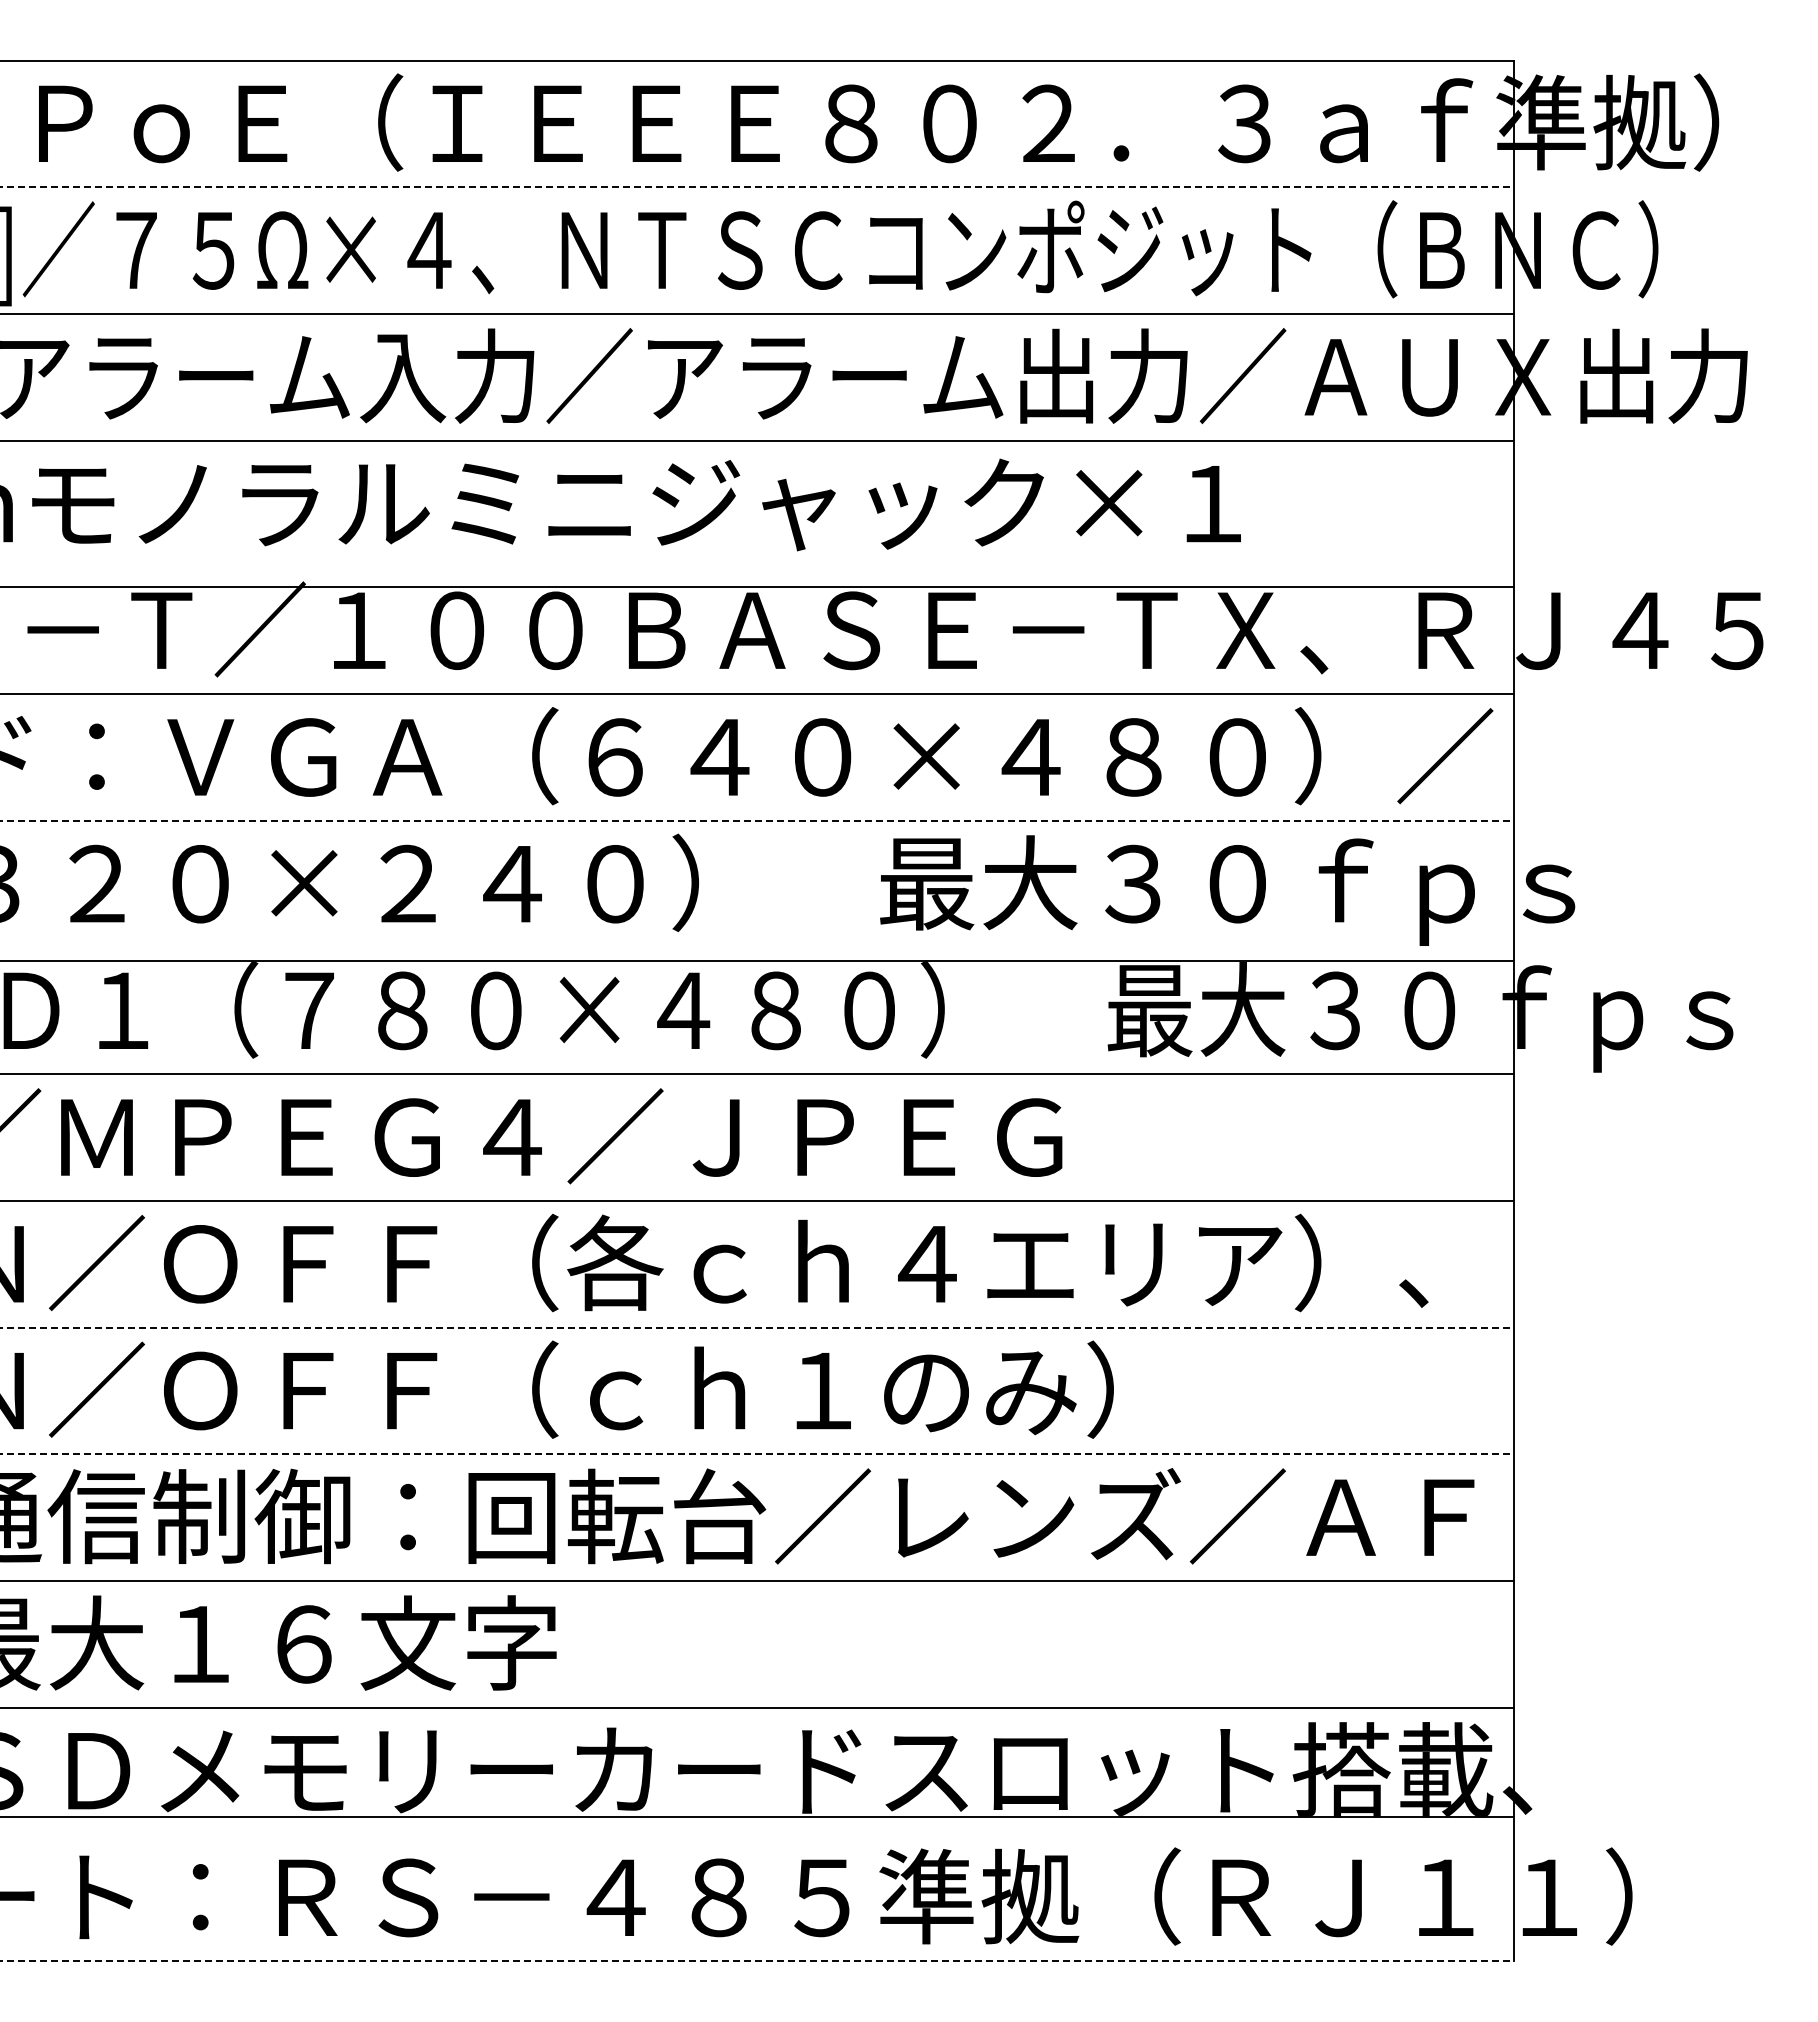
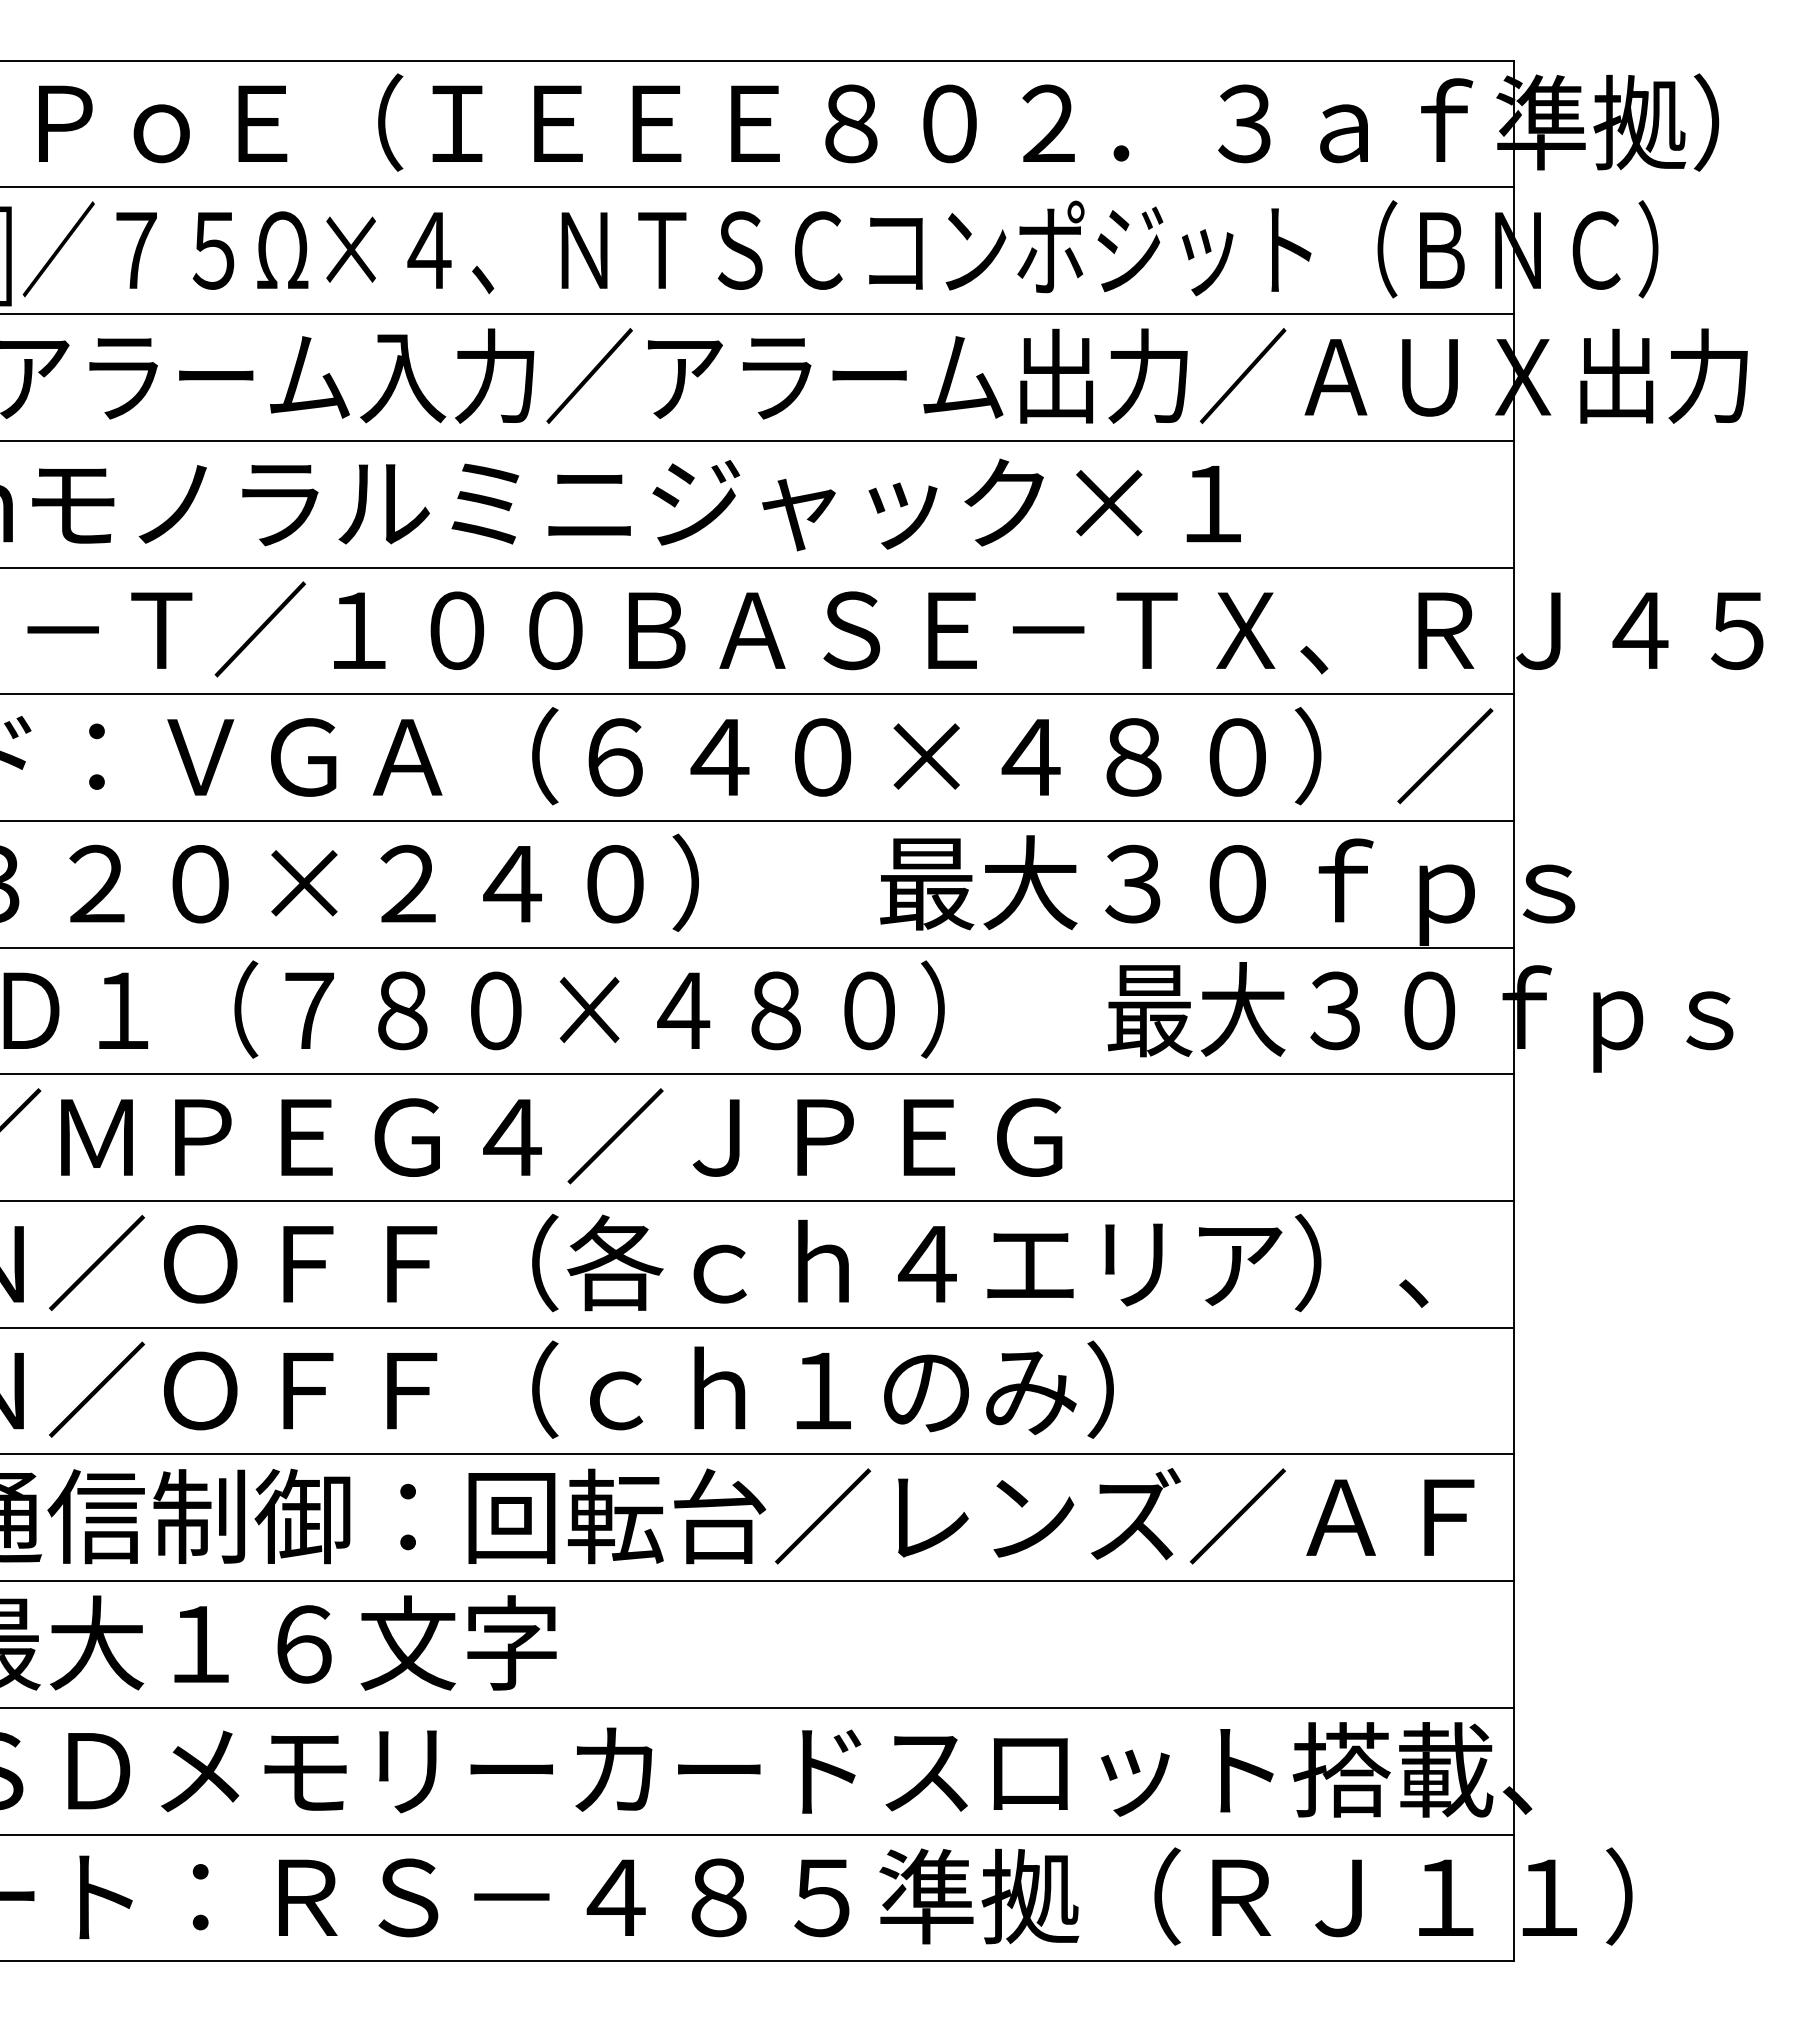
line: dashed -> solid (757, 187)
line position: (757, 586) -> (757, 567) (757, 567)
line: dashed -> solid (757, 820)
line position: (757, 960) -> (757, 947) (757, 947)
line: dashed -> solid (757, 1327)
line: dashed -> solid (757, 1454)
line position: (757, 1816) -> (757, 1834) (757, 1834)
line: dashed -> solid (757, 1961)
